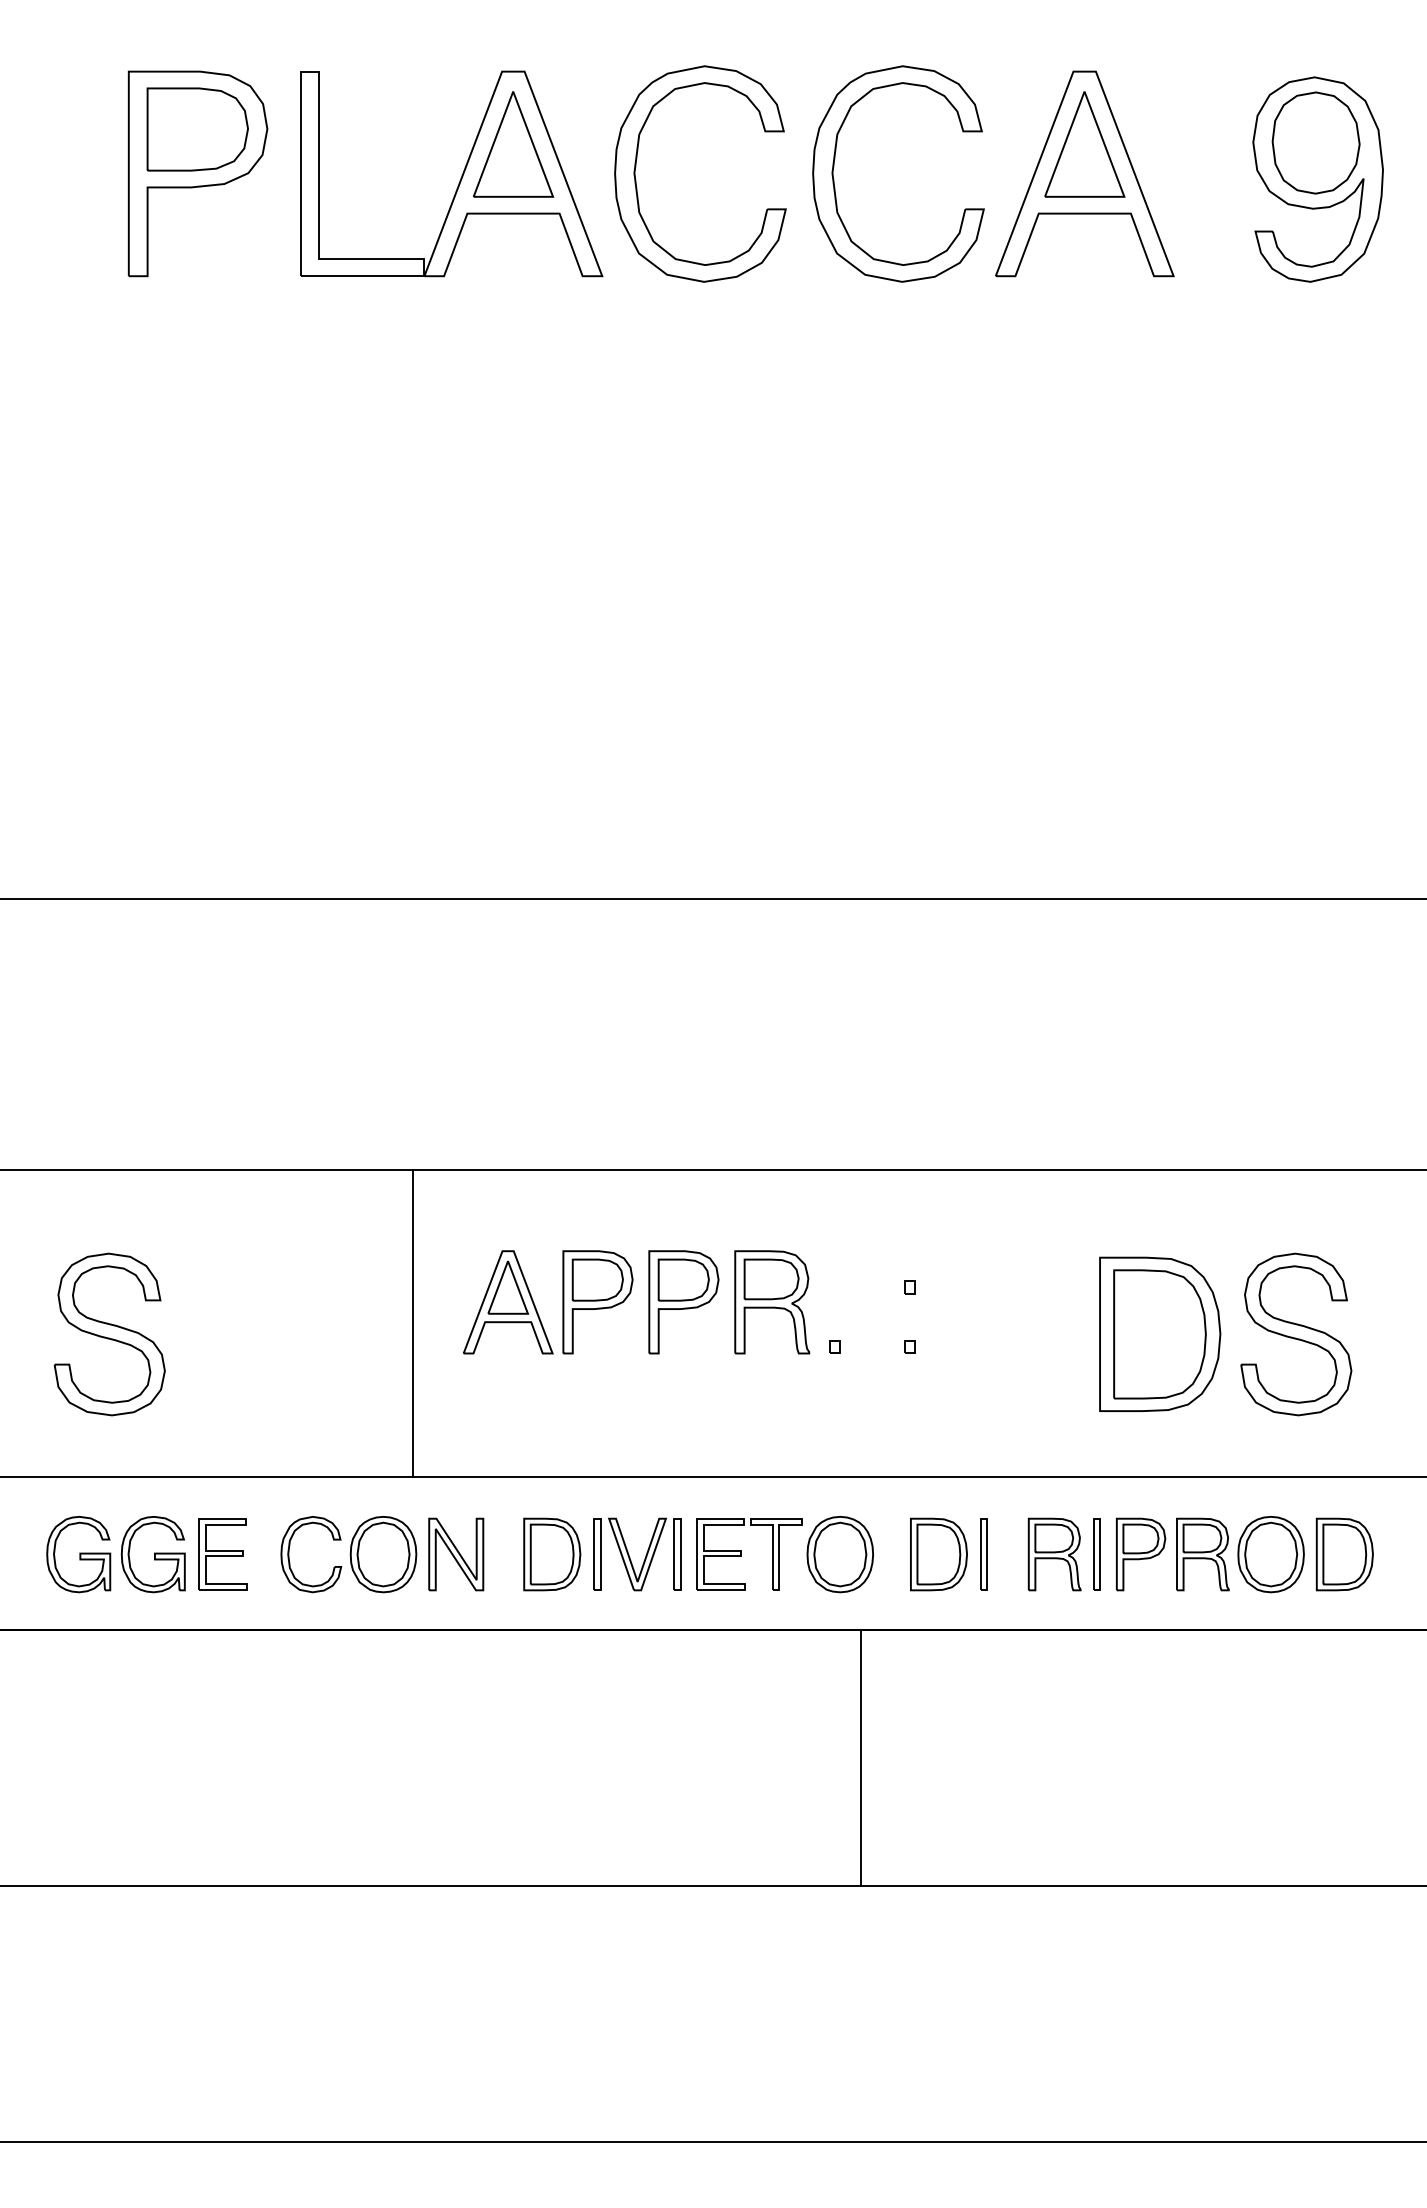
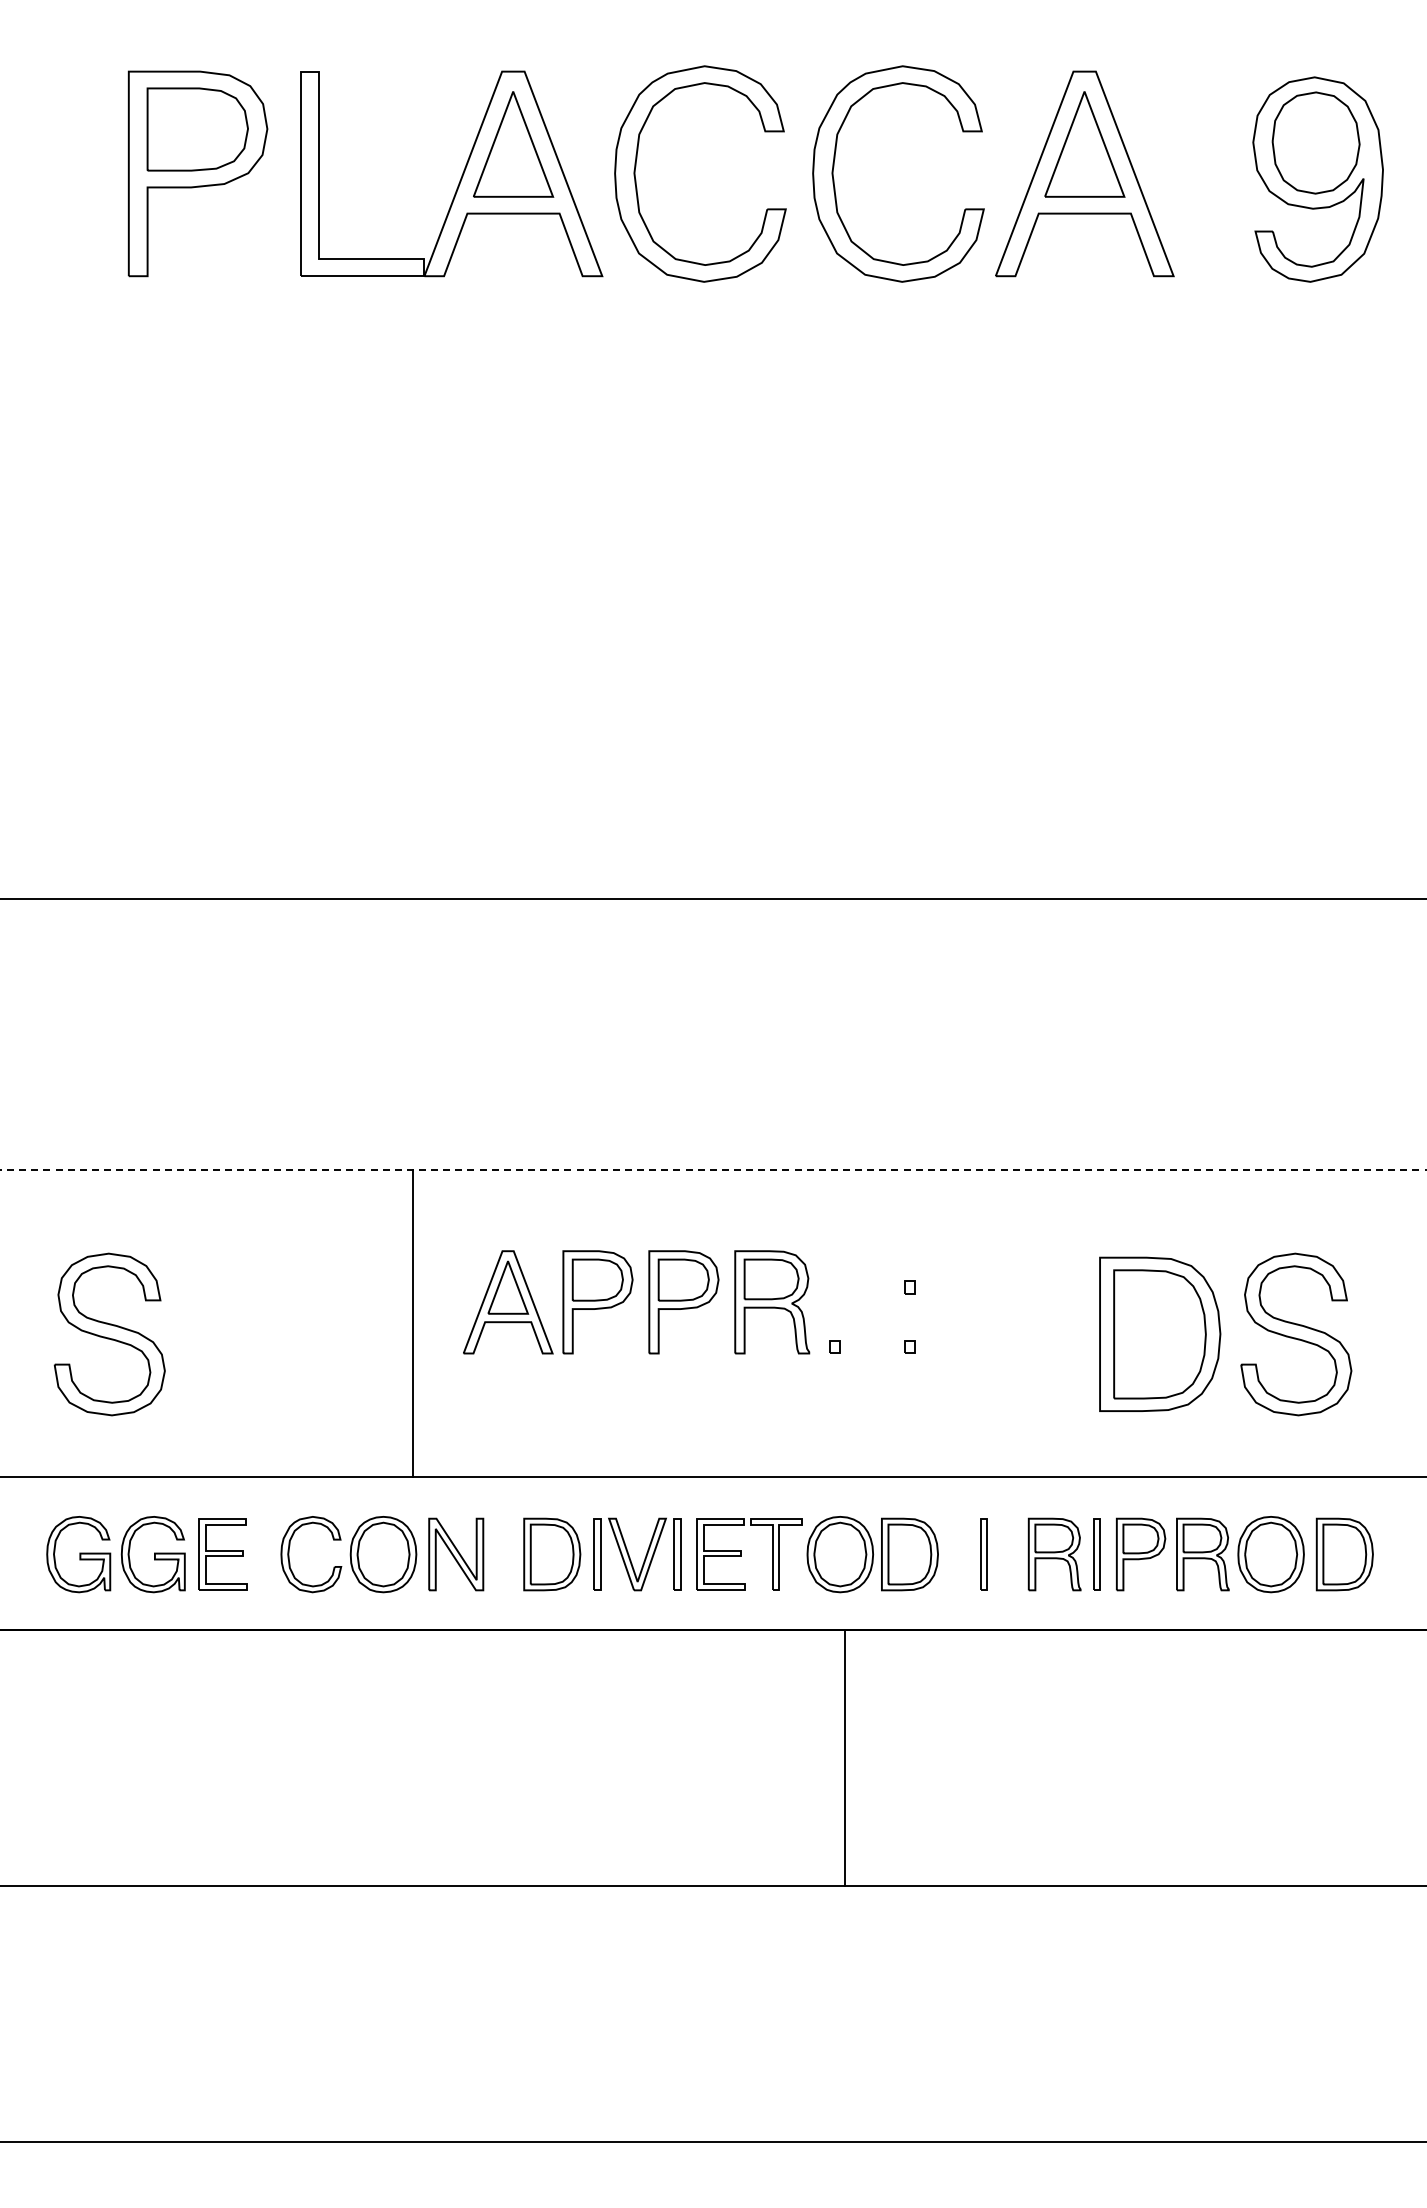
line: solid -> dashed (713, 1170)
part position: (938, 1554) -> (909, 1554) (909, 1554)
line position: (860, 1758) -> (844, 1758) (844, 1758)
